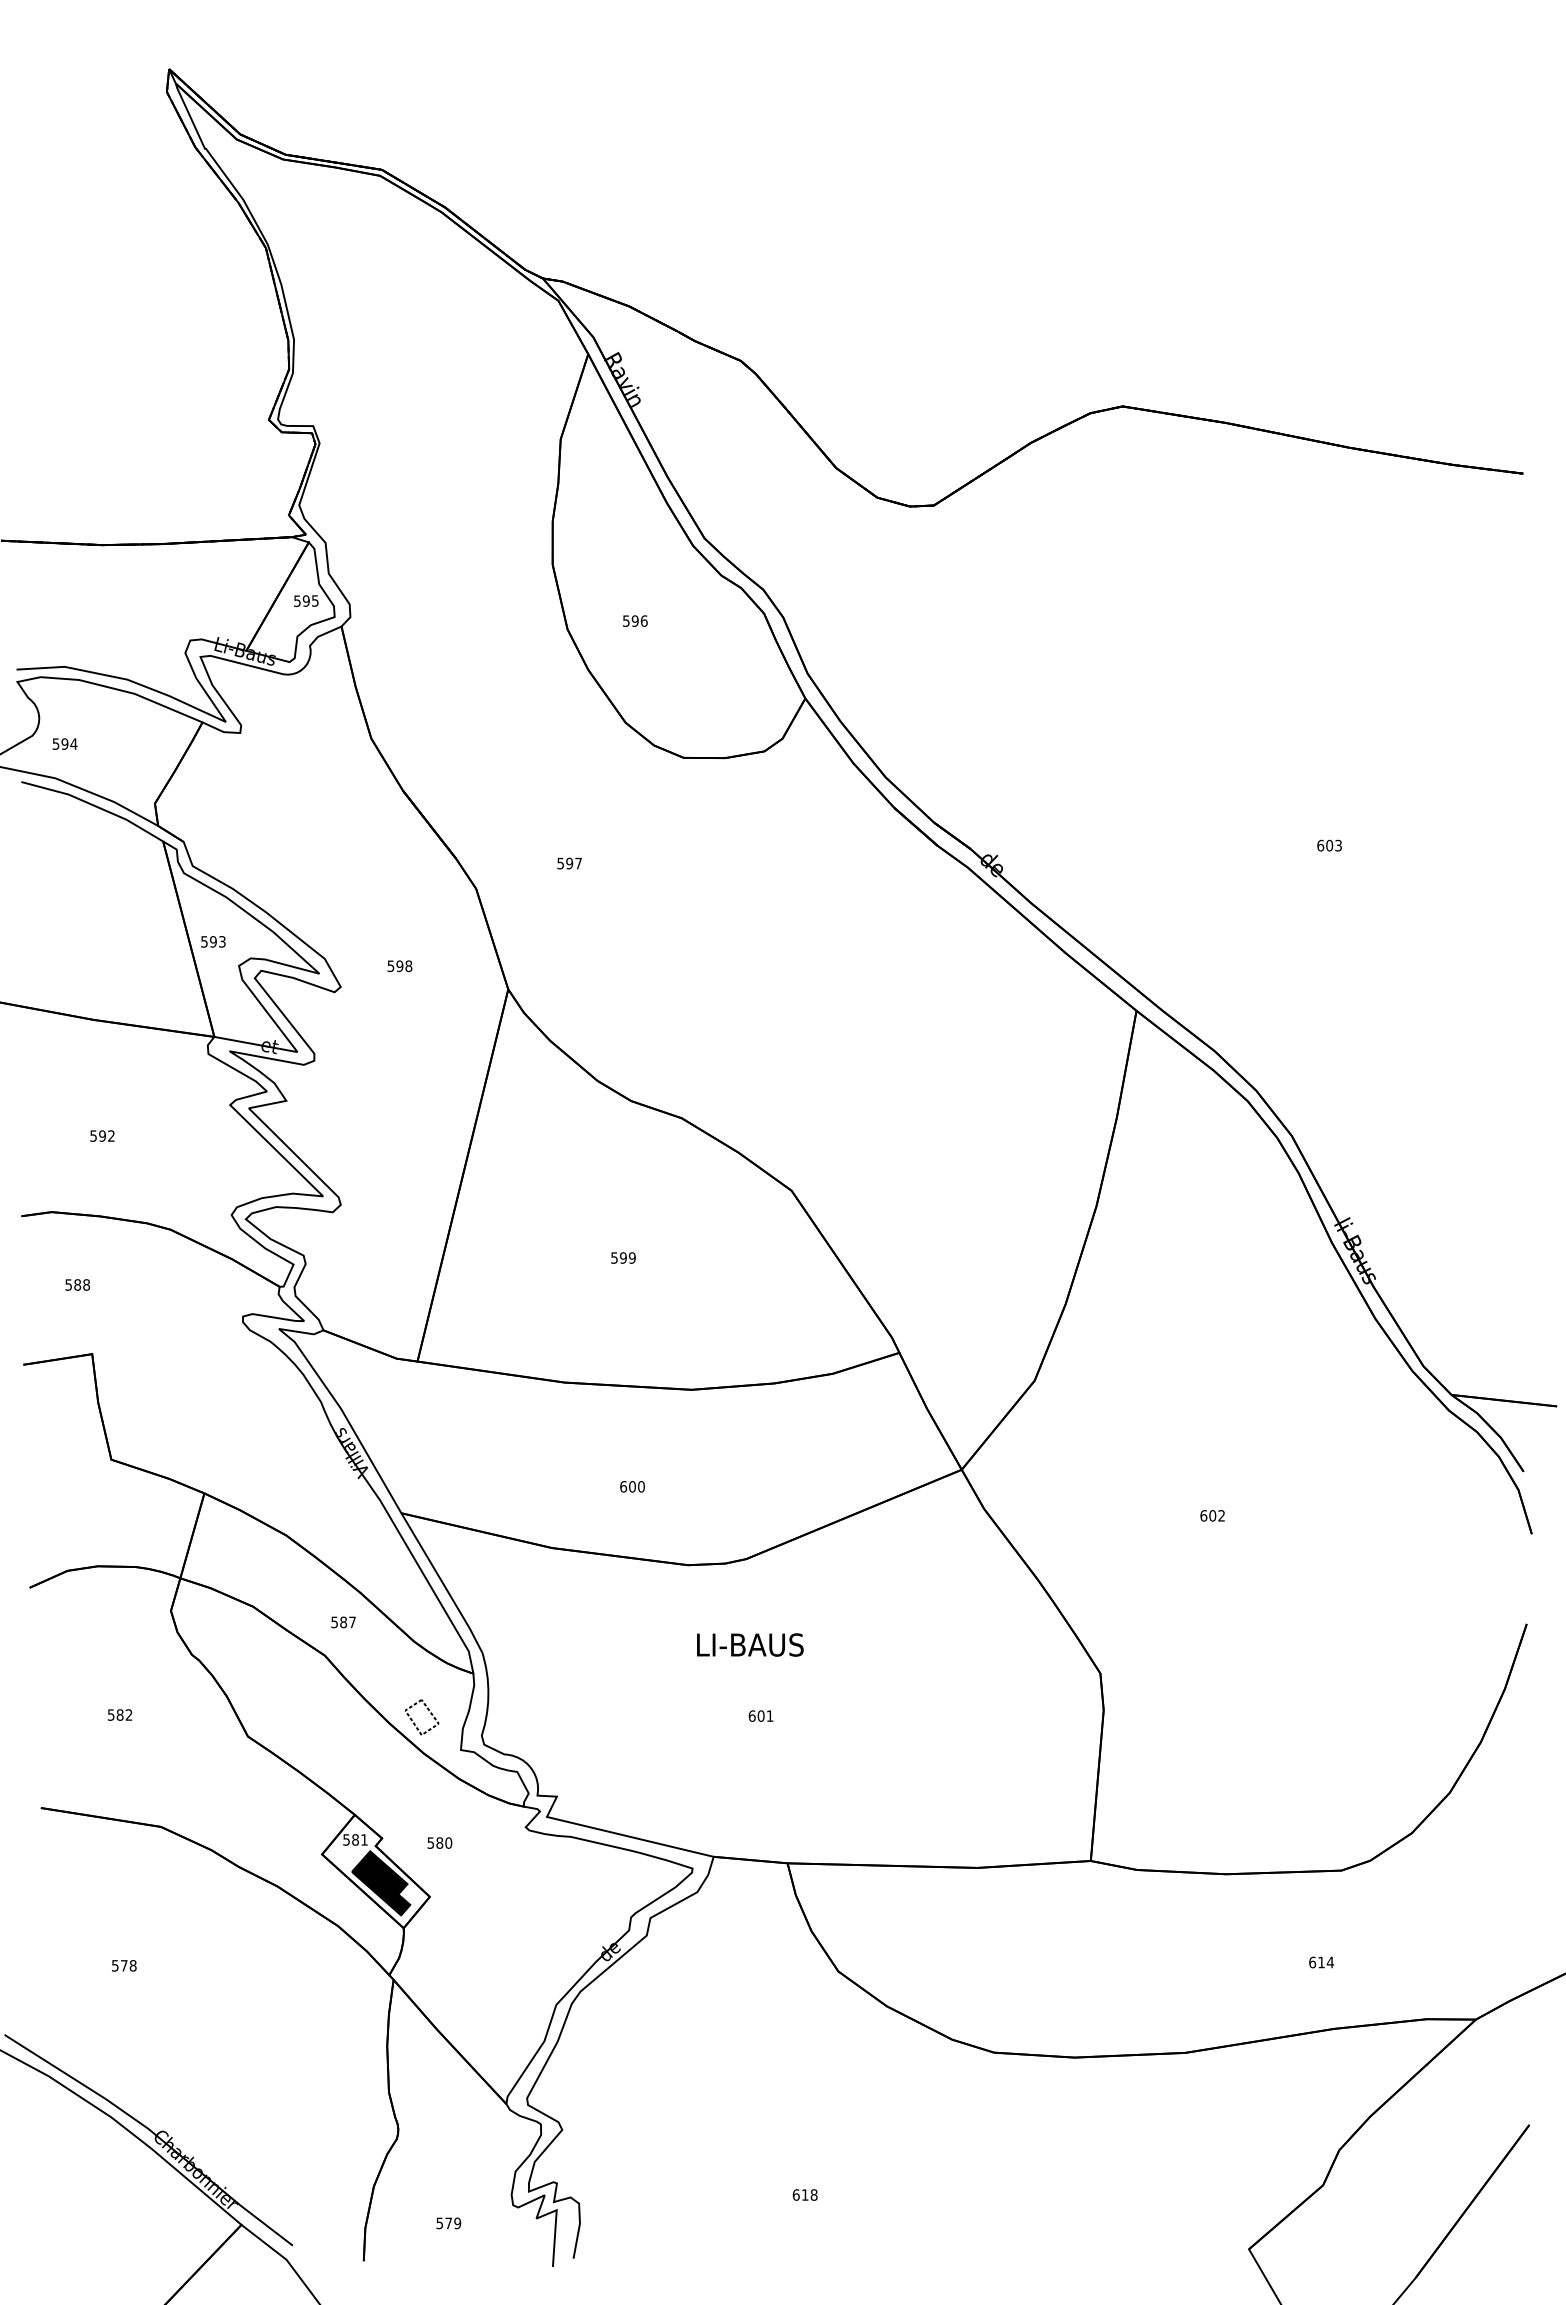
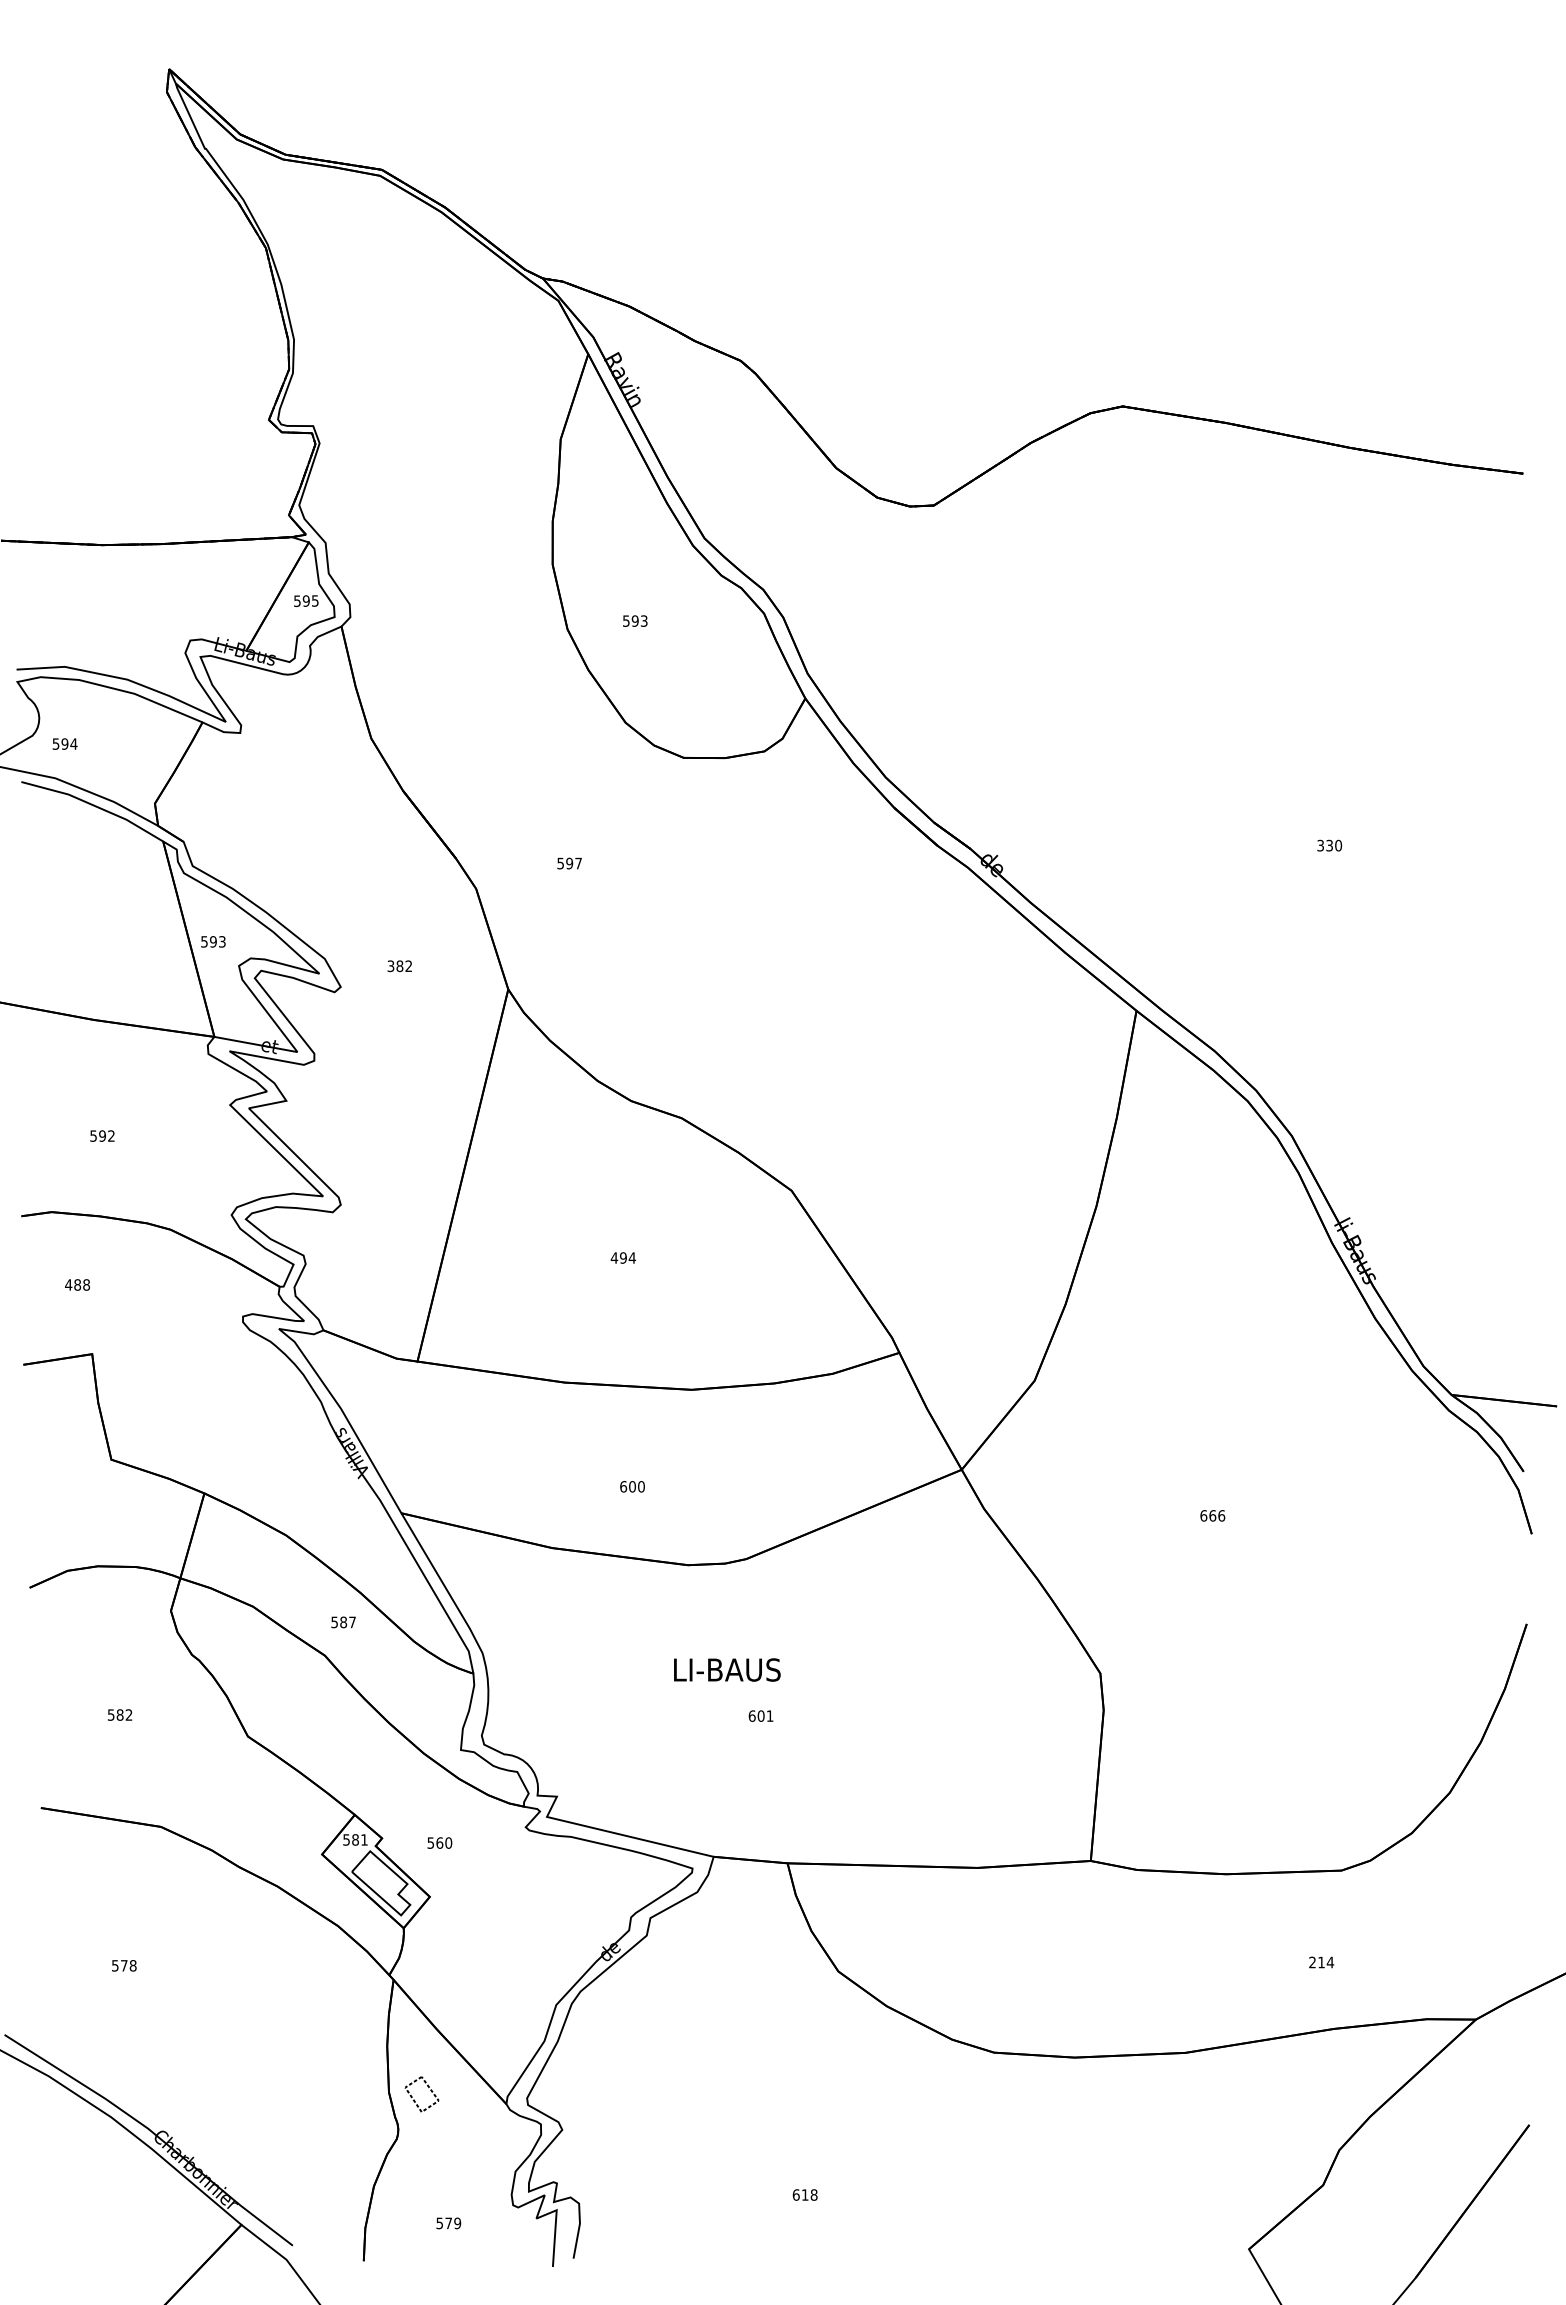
text: 596 -> 593 (643, 620)
text: 603 -> 330 (1329, 845)
text: 598 -> 382 (400, 966)
text: 599 -> 494 (623, 1257)
text: 588 -> 488 (68, 1284)
text: 602 -> 666 (1217, 1515)
text position: (750, 1644) -> (727, 1669) (727, 1669)
part position: (415, 1723) -> (415, 2100) (415, 2100)
text: 580 -> 560 (439, 1842)
fill: present -> none (380, 1883)
text: 614 -> 214 (1312, 1962)
